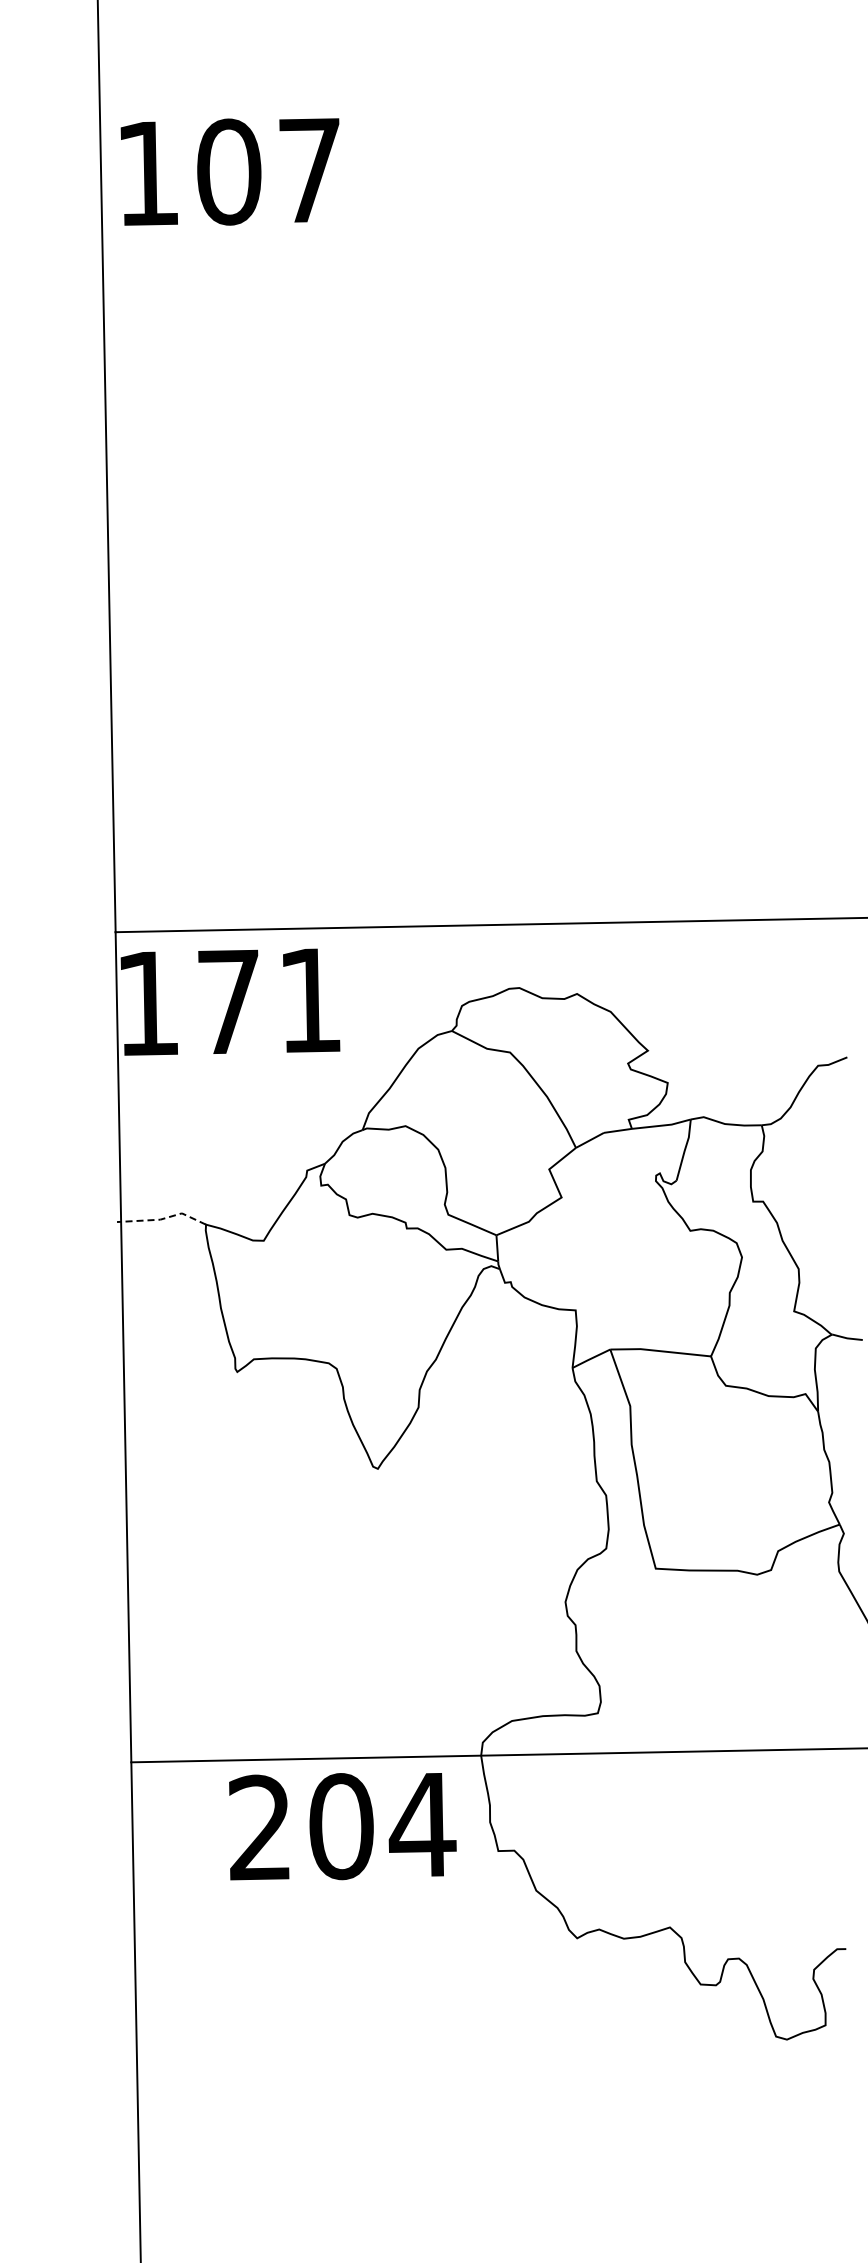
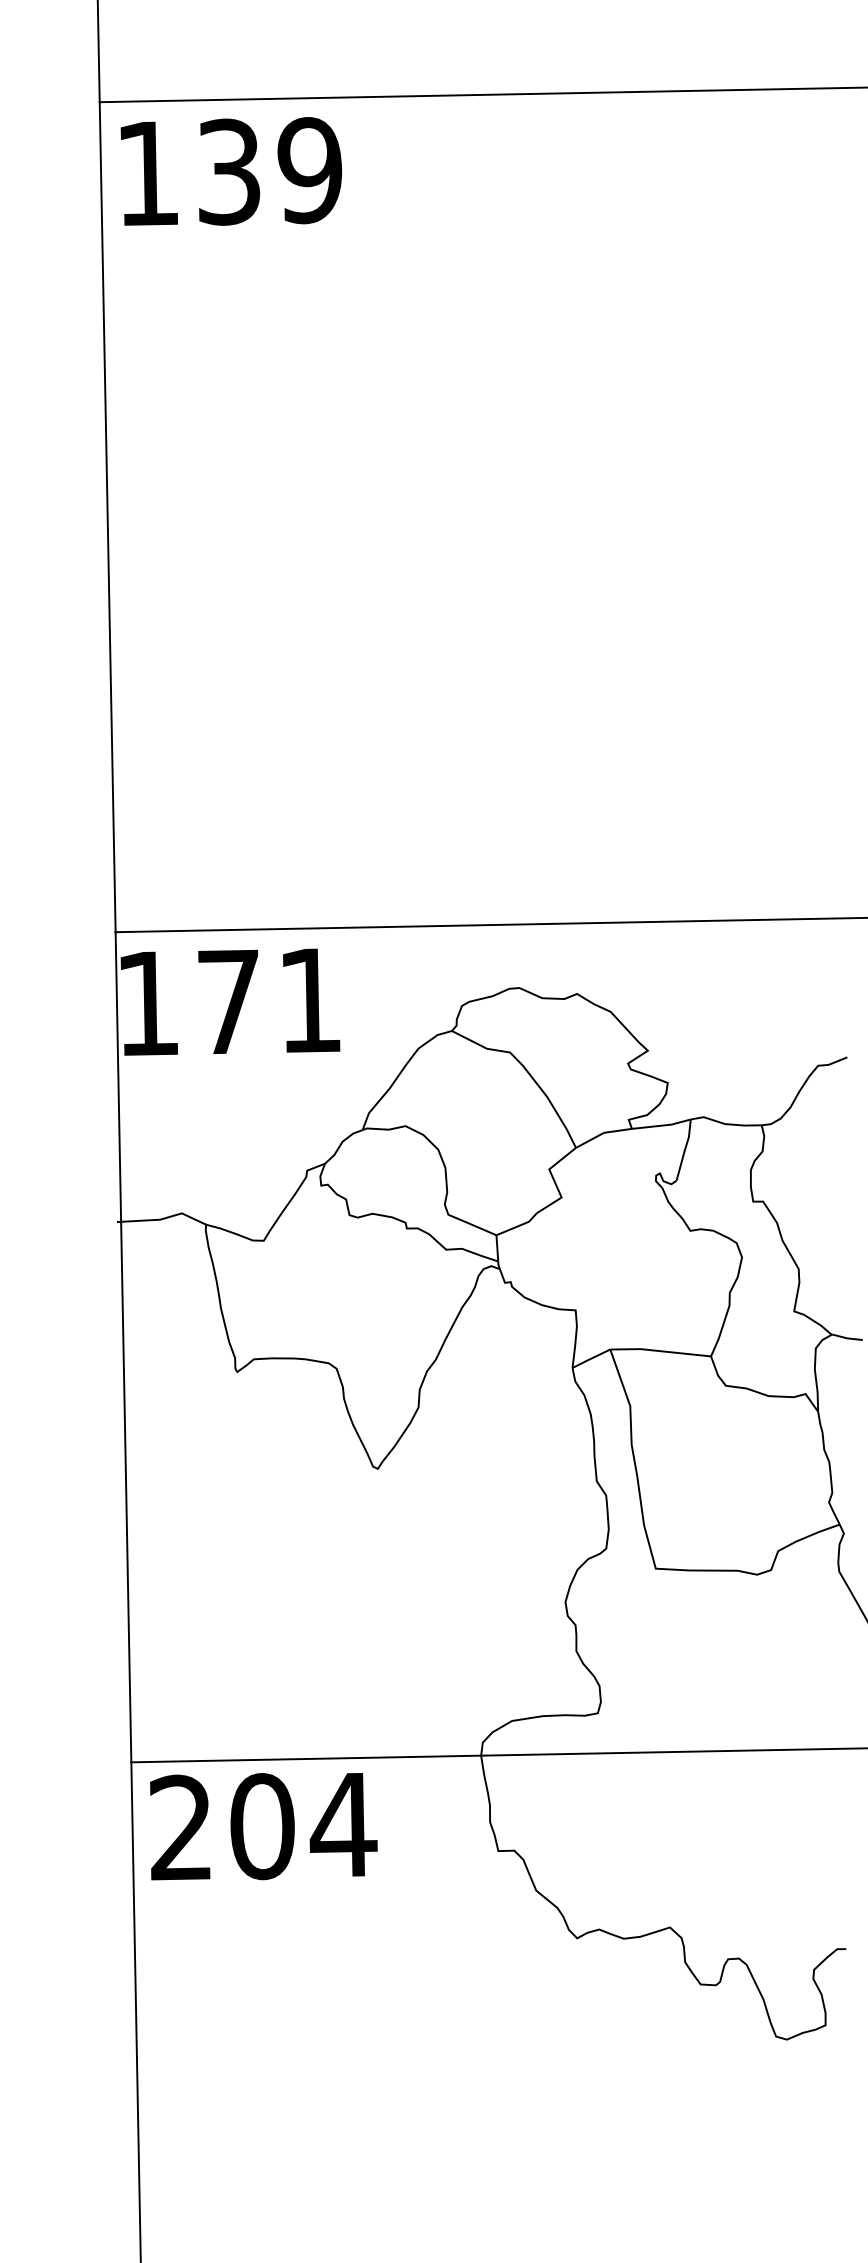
line: none -> present (481, 94)
text: 107 -> 139 (269, 171)
line: dashed -> solid (163, 1218)
text position: (342, 1826) -> (263, 1826) (263, 1826)
